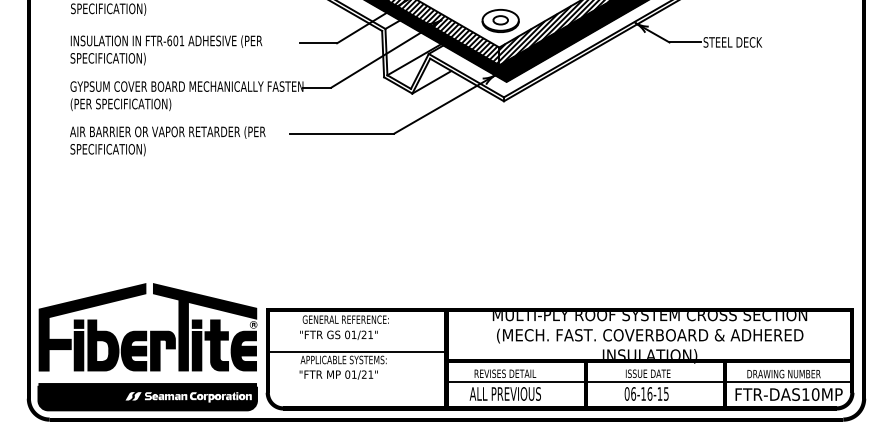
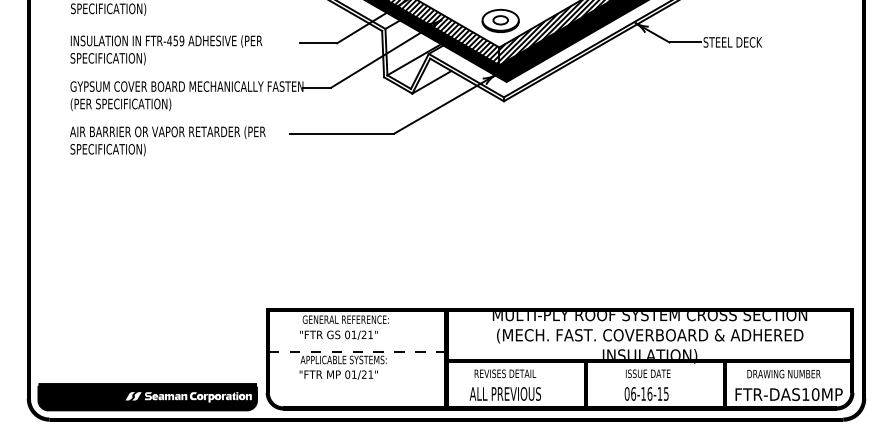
text: FTR-601 -> FTR-459 (175, 40)
part: present -> none (147, 327)
line: solid -> dashed (356, 351)
line: present -> none (649, 382)
